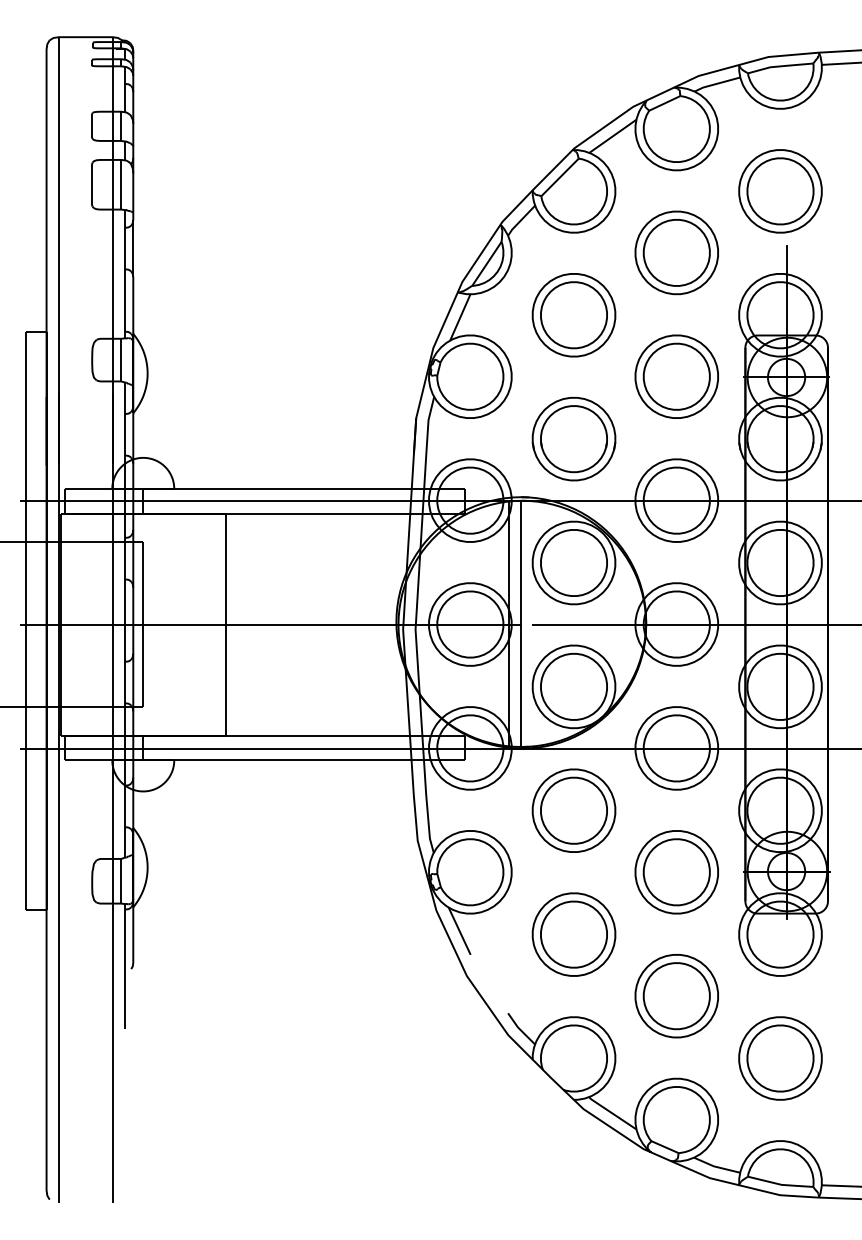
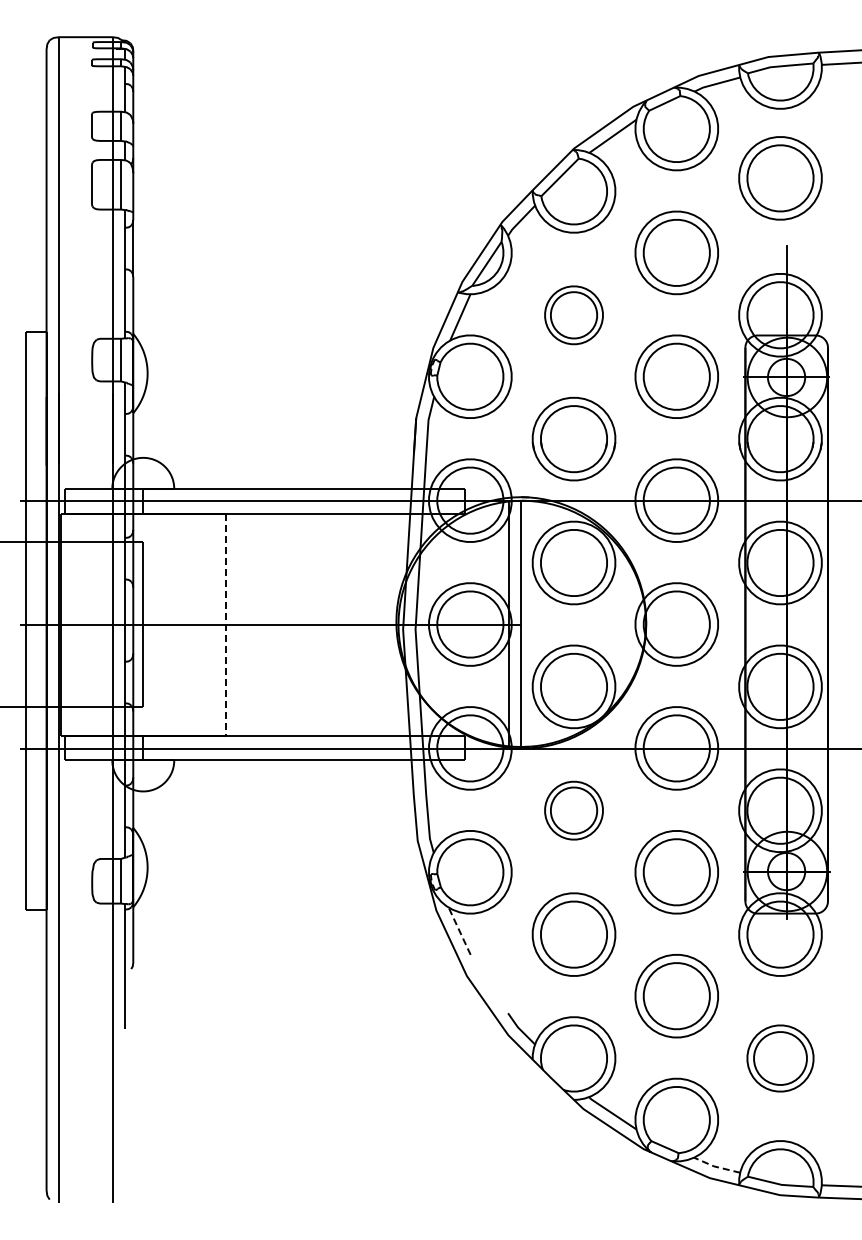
part position: (780, 191) -> (780, 178) (780, 178)
part size: 86x85 px -> 60x61 px (573, 315)
line: present -> none (695, 624)
line: solid -> dashed (225, 625)
part size: 86x85 px -> 60x61 px (573, 810)
line: solid -> dashed (459, 930)
part size: 85x85 px -> 69x69 px (780, 1058)
line: solid -> dashed (715, 1166)
